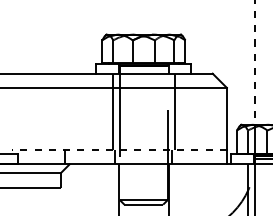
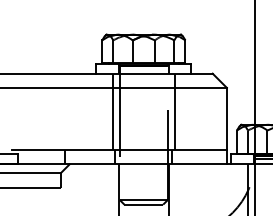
line: dashed -> solid (254, 62)
line: dashed -> solid (119, 149)
